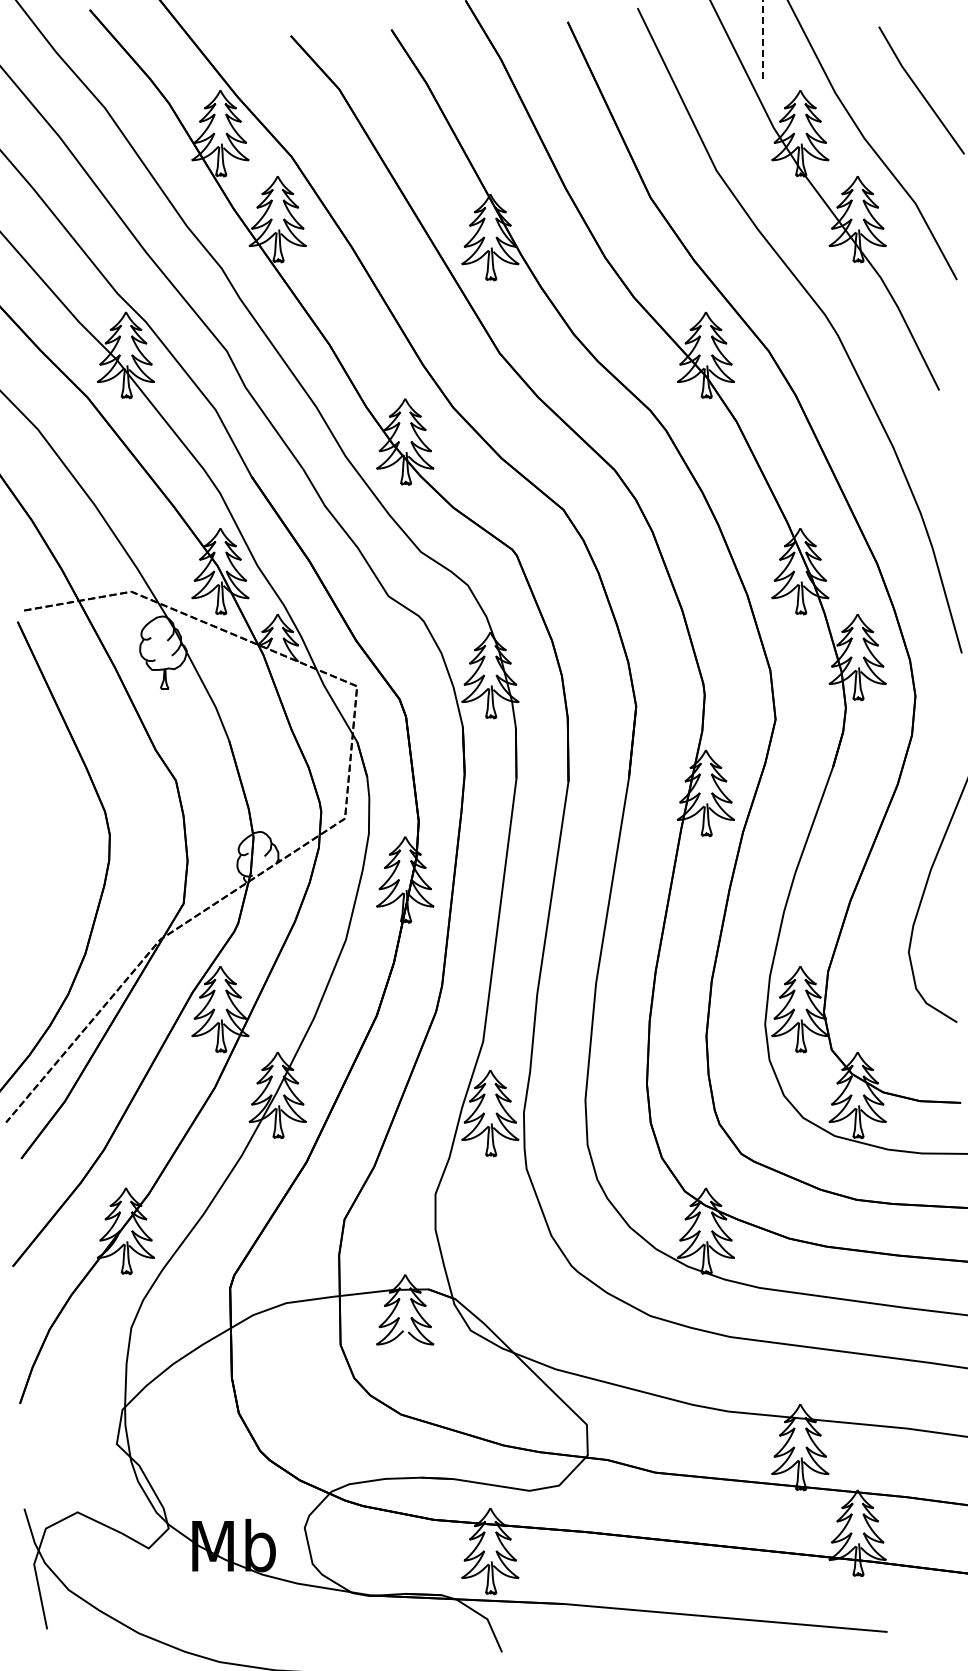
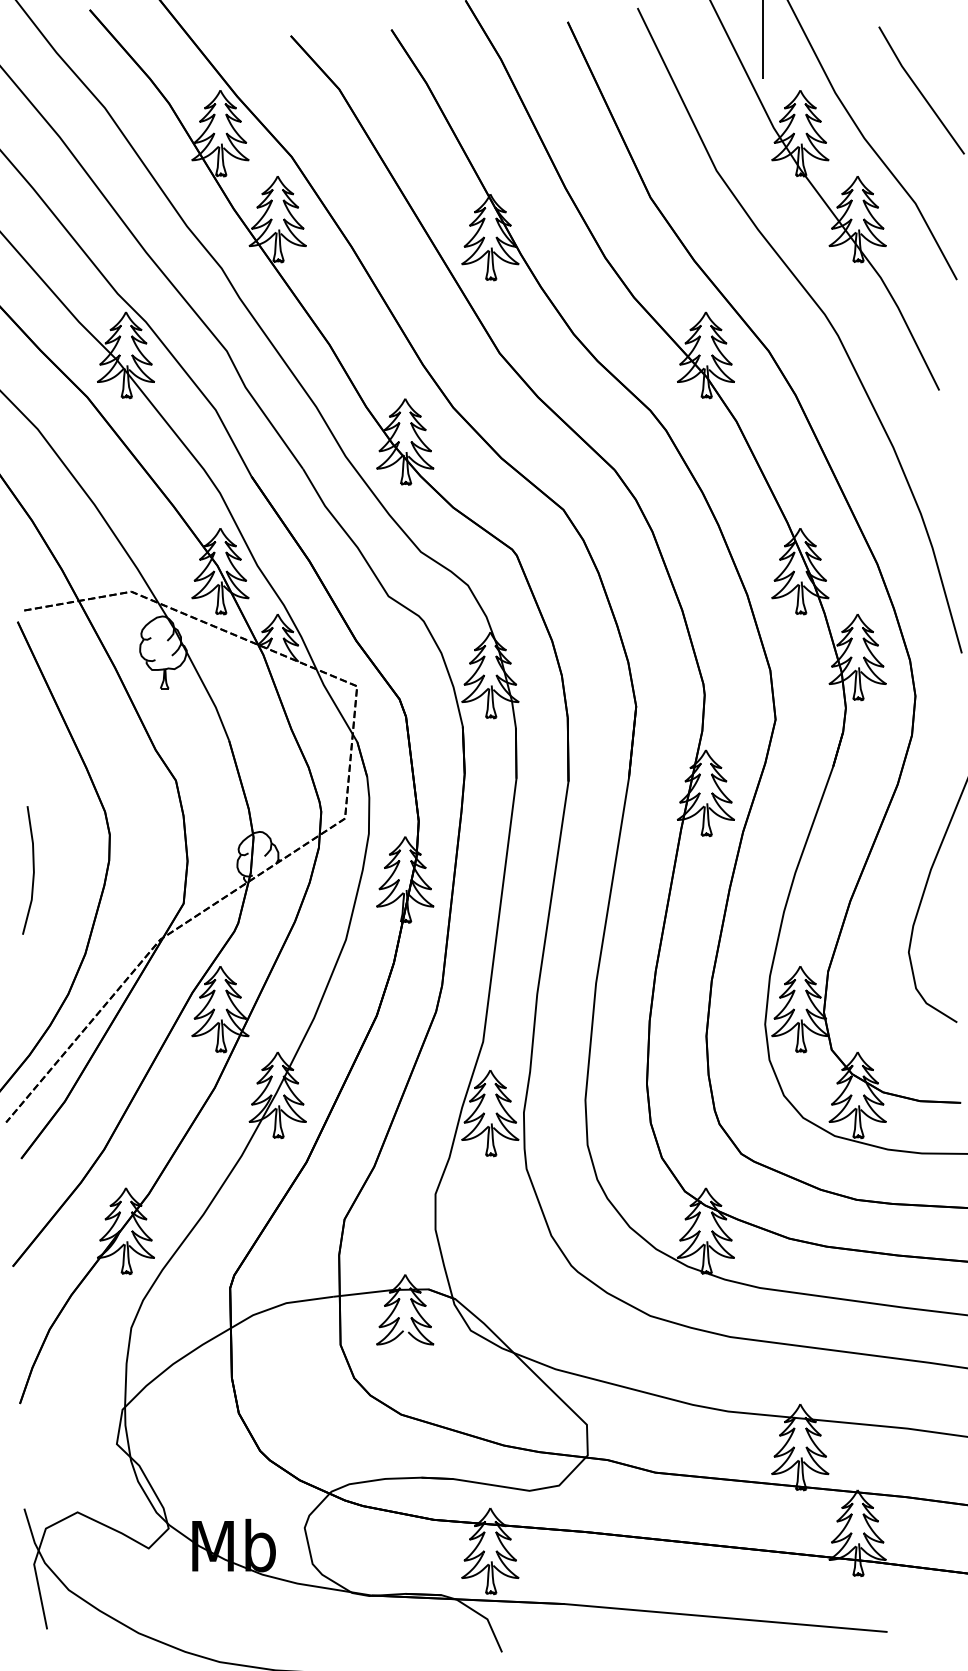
line: dashed -> solid (762, 39)
line: none -> present (32, 868)
